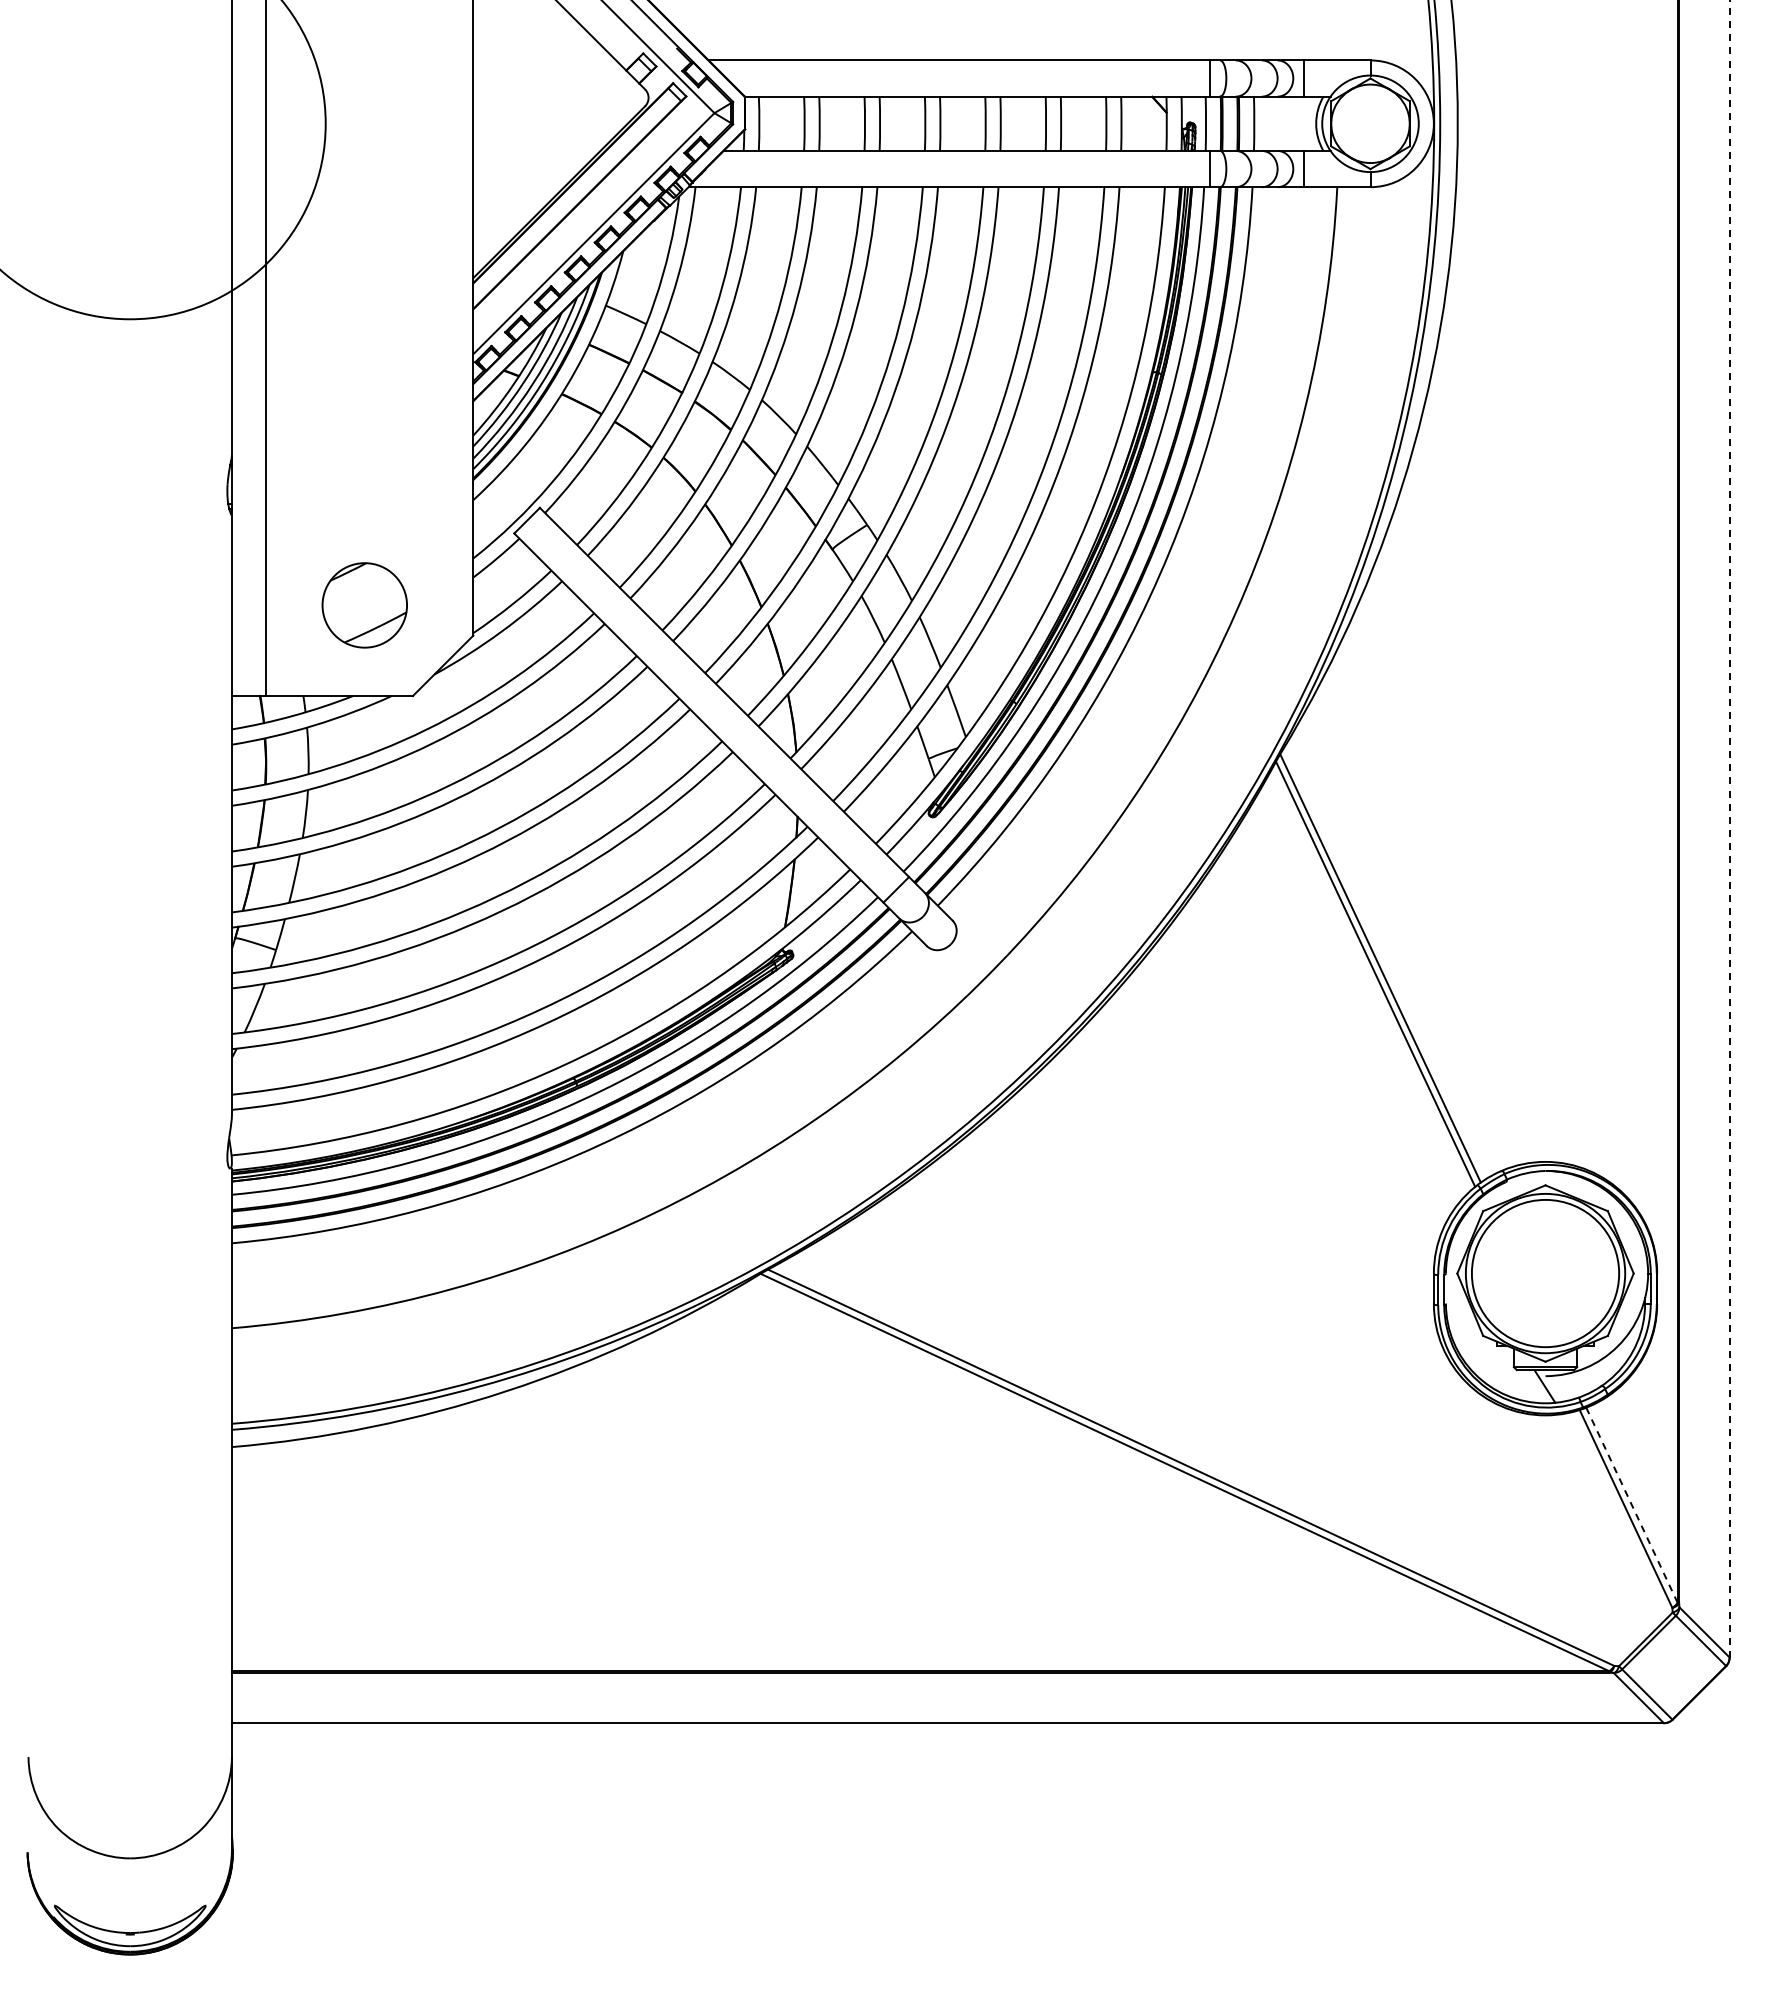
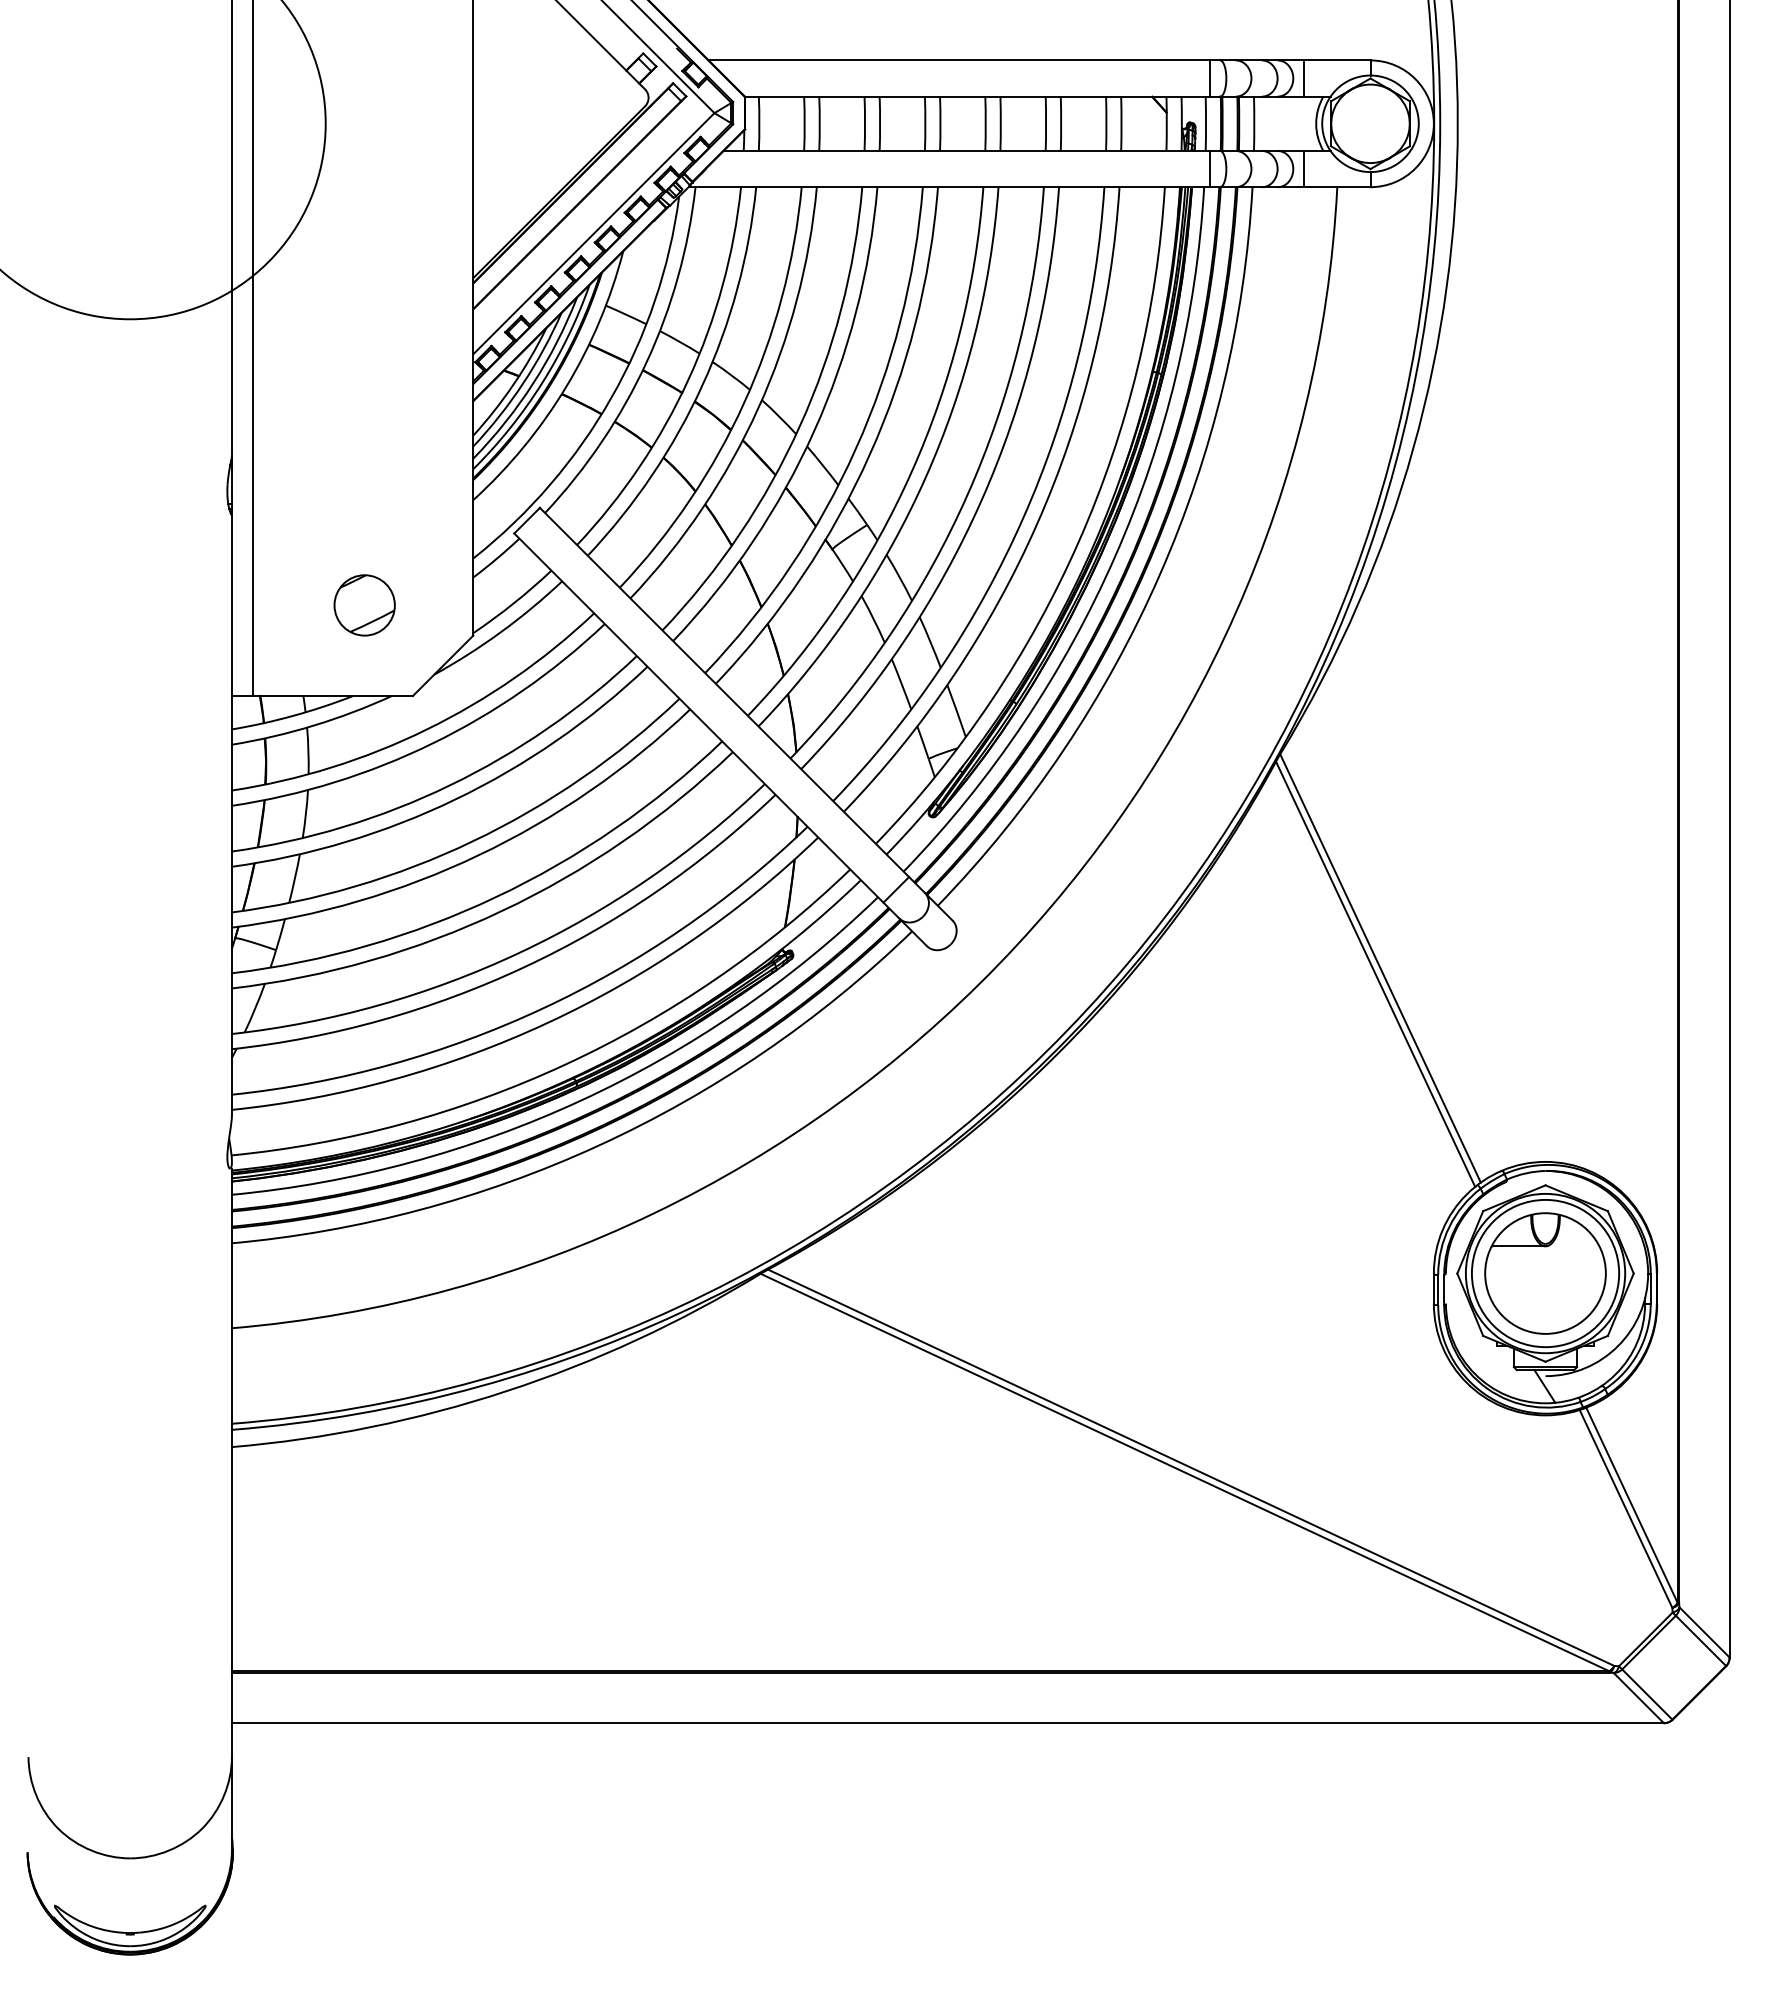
line position: (266, 348) -> (253, 348) (253, 348)
part size: 87x87 px -> 63x63 px (364, 605)
line: dashed -> solid (1729, 829)
part: none -> present (1545, 1273)
line: dashed -> solid (1631, 1505)
